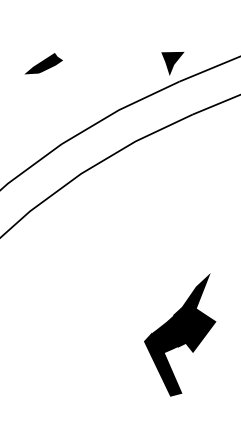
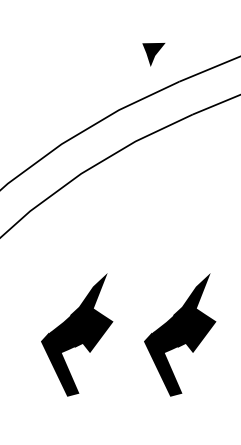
part: present -> none (43, 63)
part position: (172, 63) -> (153, 54) (153, 54)
part: none -> present (77, 334)
